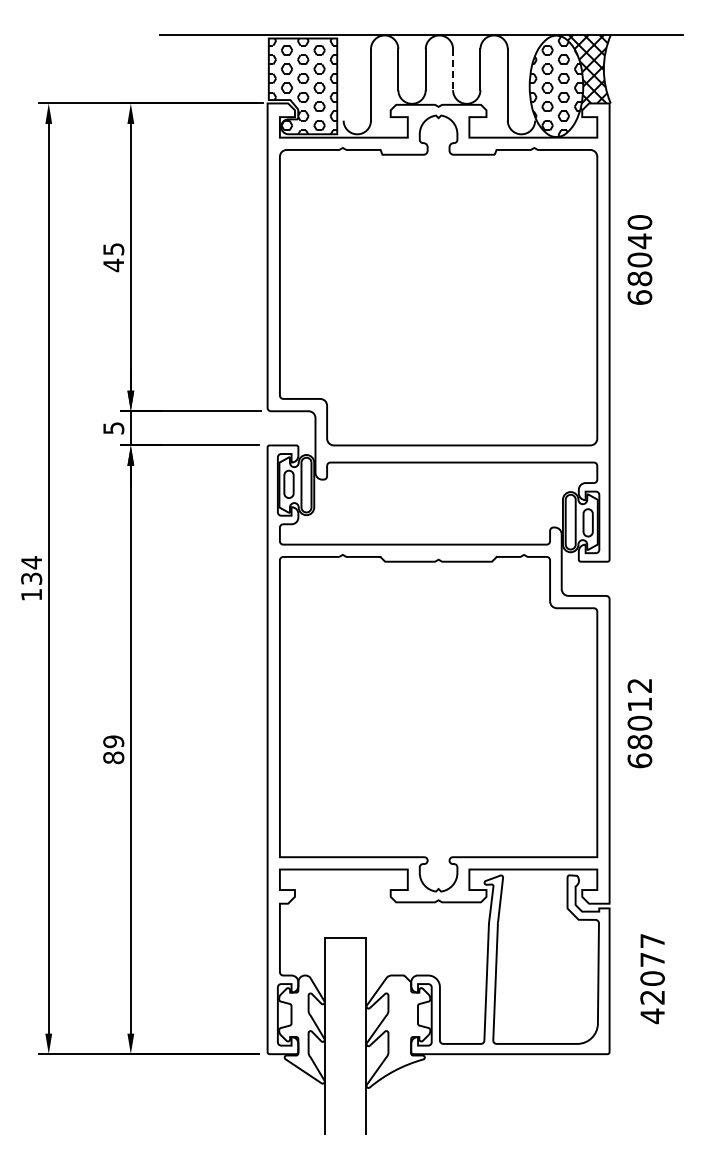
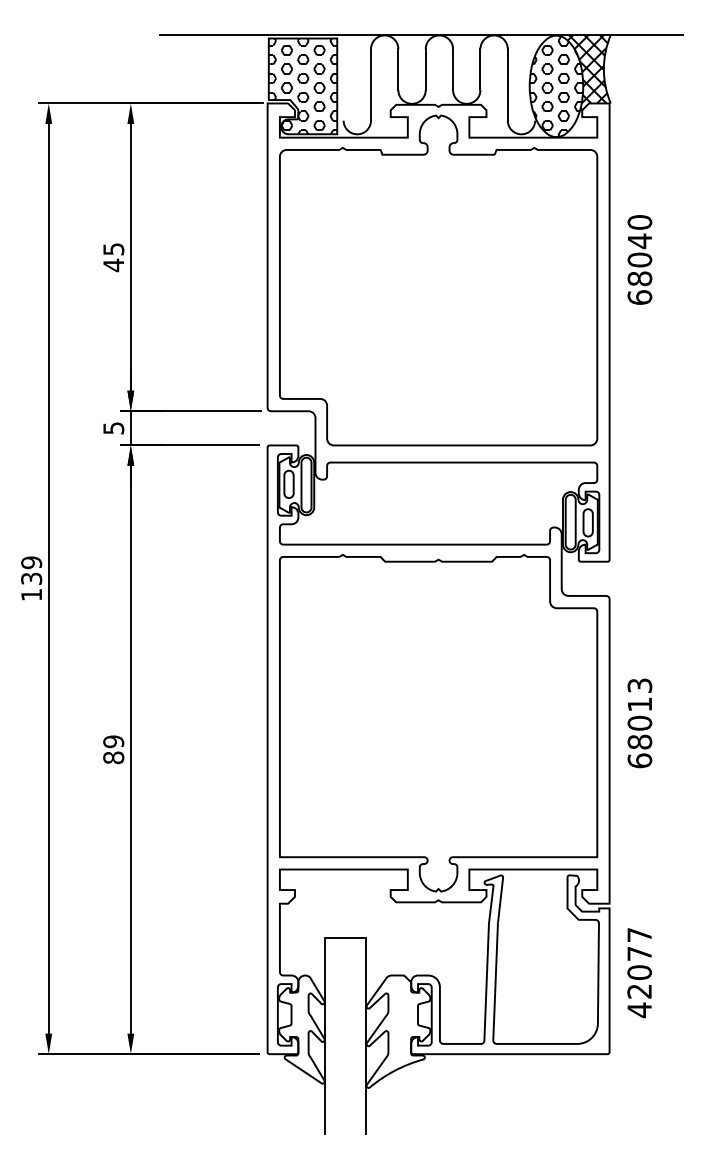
line: dashed -> solid (453, 69)
text: 134 -> 139 (31, 562)
text: 68012 -> 68013 (639, 685)
text position: (652, 979) -> (639, 973) (639, 973)
